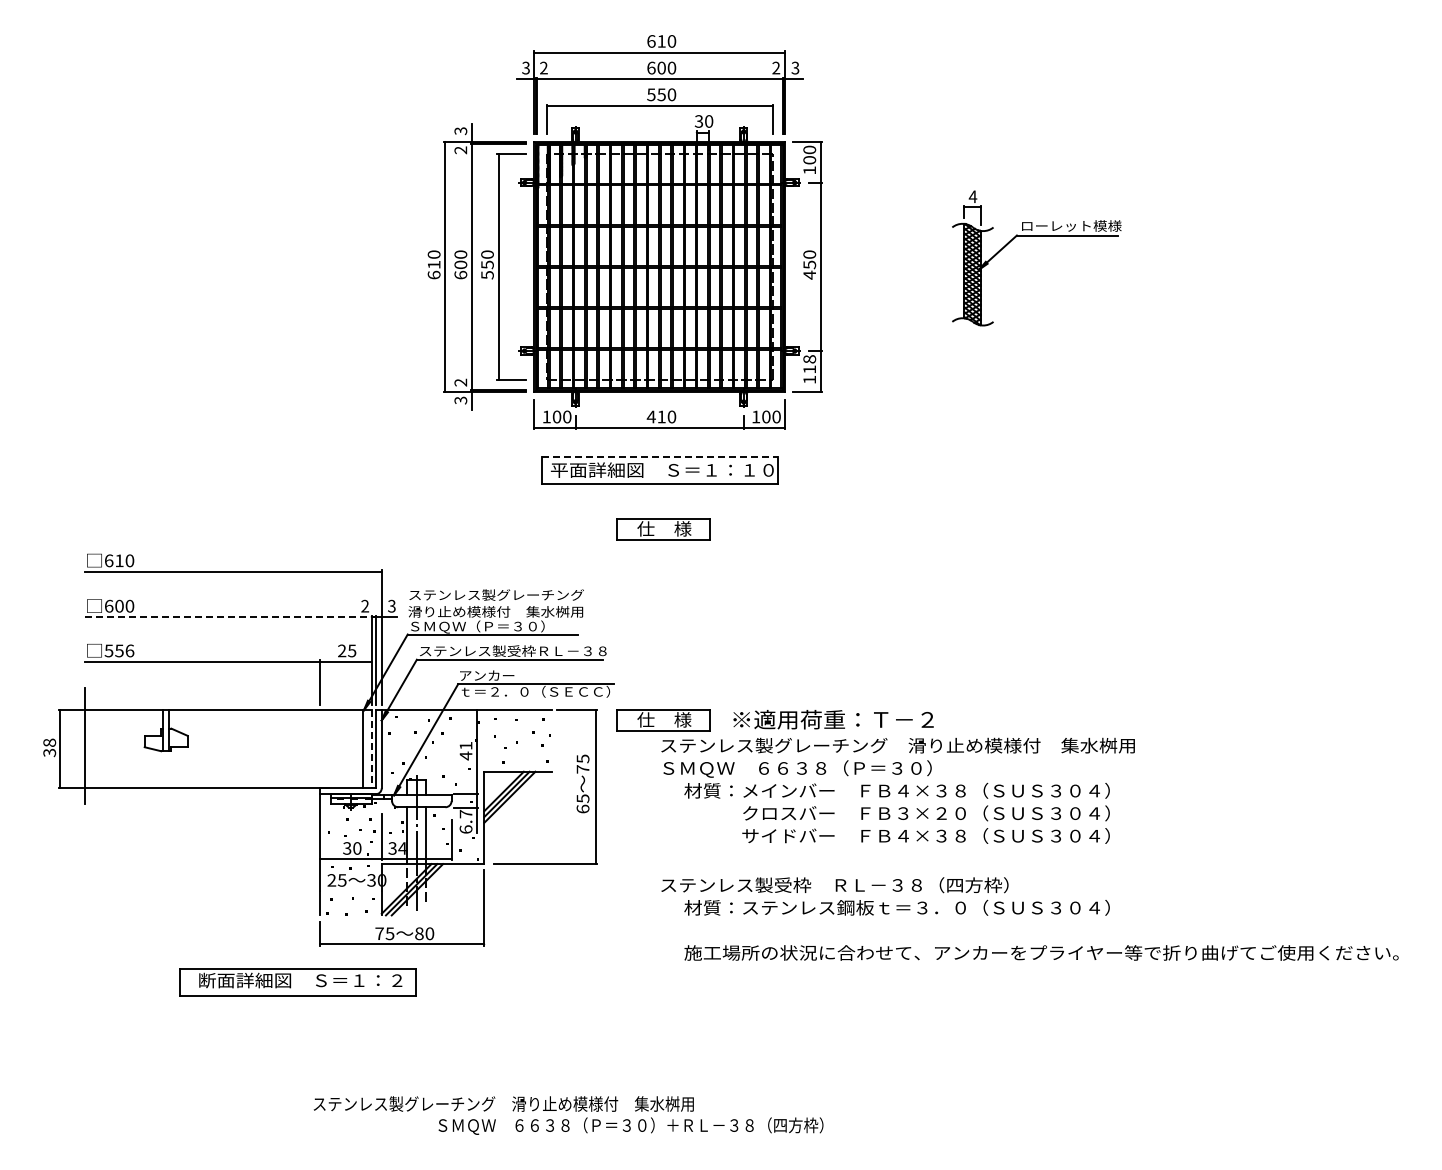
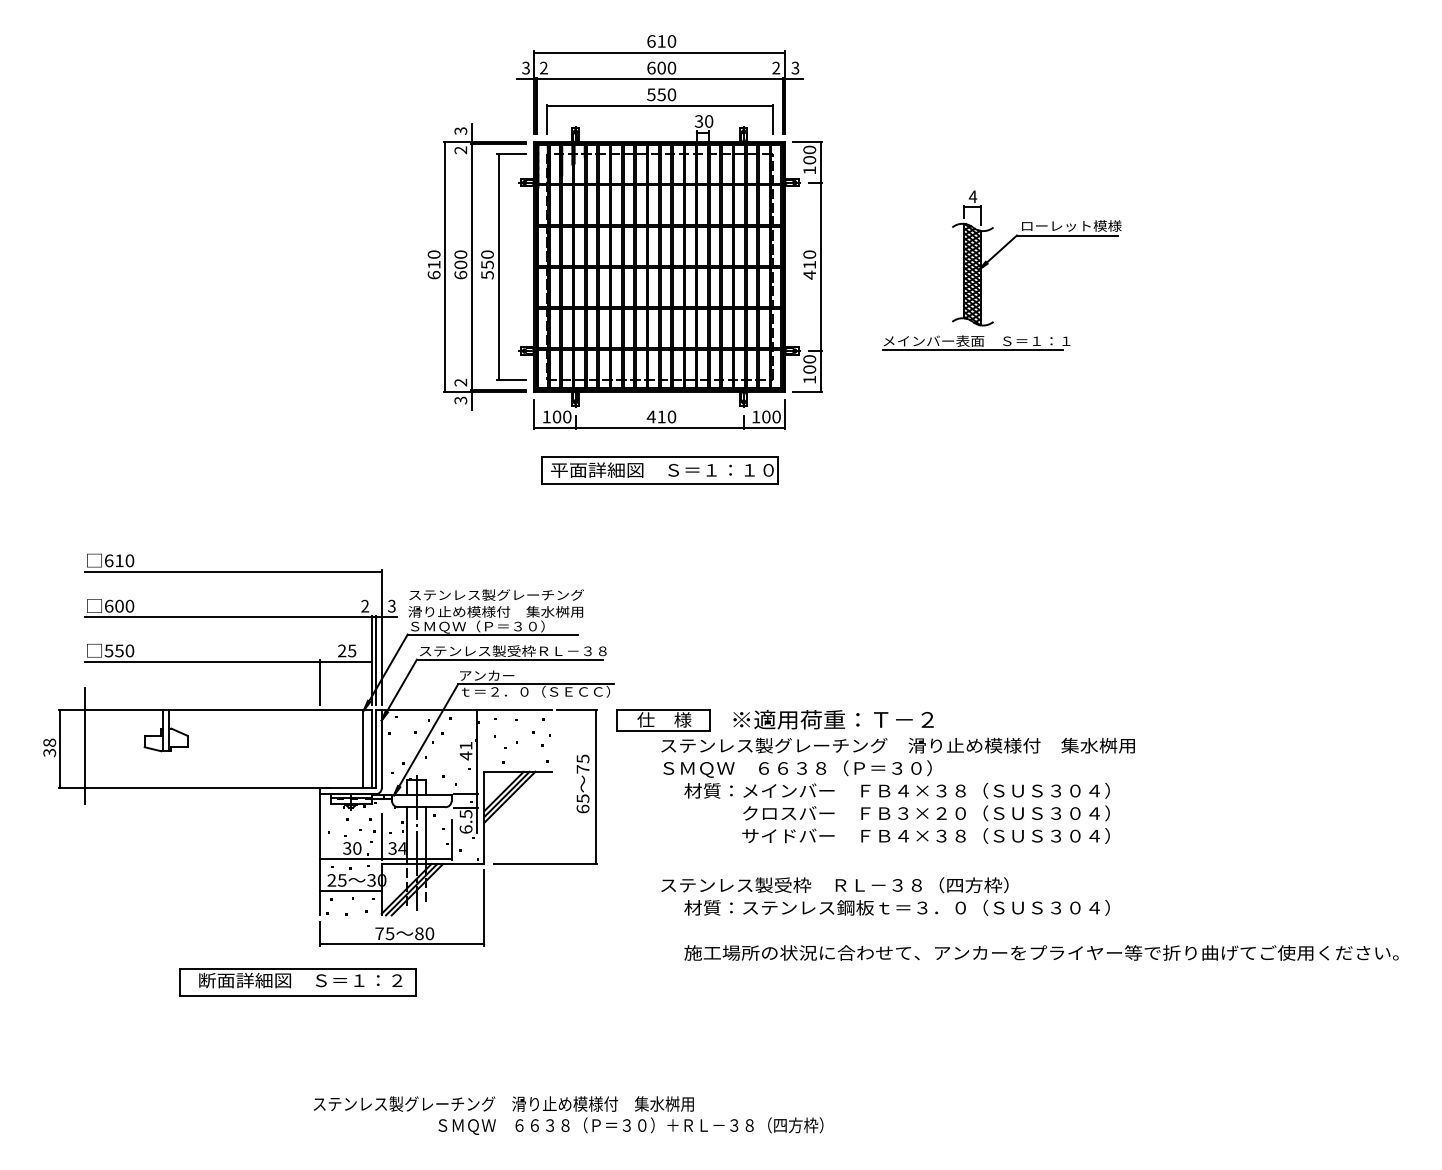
text: 450 -> 410 (809, 264)
part: none -> present (976, 342)
text: 118 -> 100 (809, 364)
line: dashed -> solid (660, 457)
part: present -> none (663, 529)
line: dashed -> solid (228, 616)
text: 556 -> 550 (129, 650)
line: dashed -> solid (371, 749)
text: 6.7 -> 6.5 (465, 813)
line: none -> present (350, 891)
